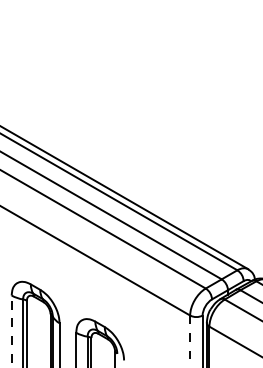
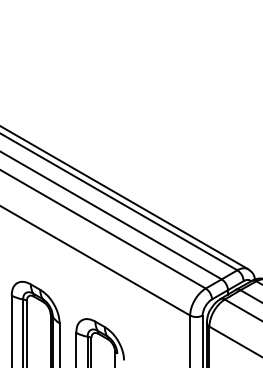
line: dashed -> solid (11, 331)
line: dashed -> solid (190, 341)
